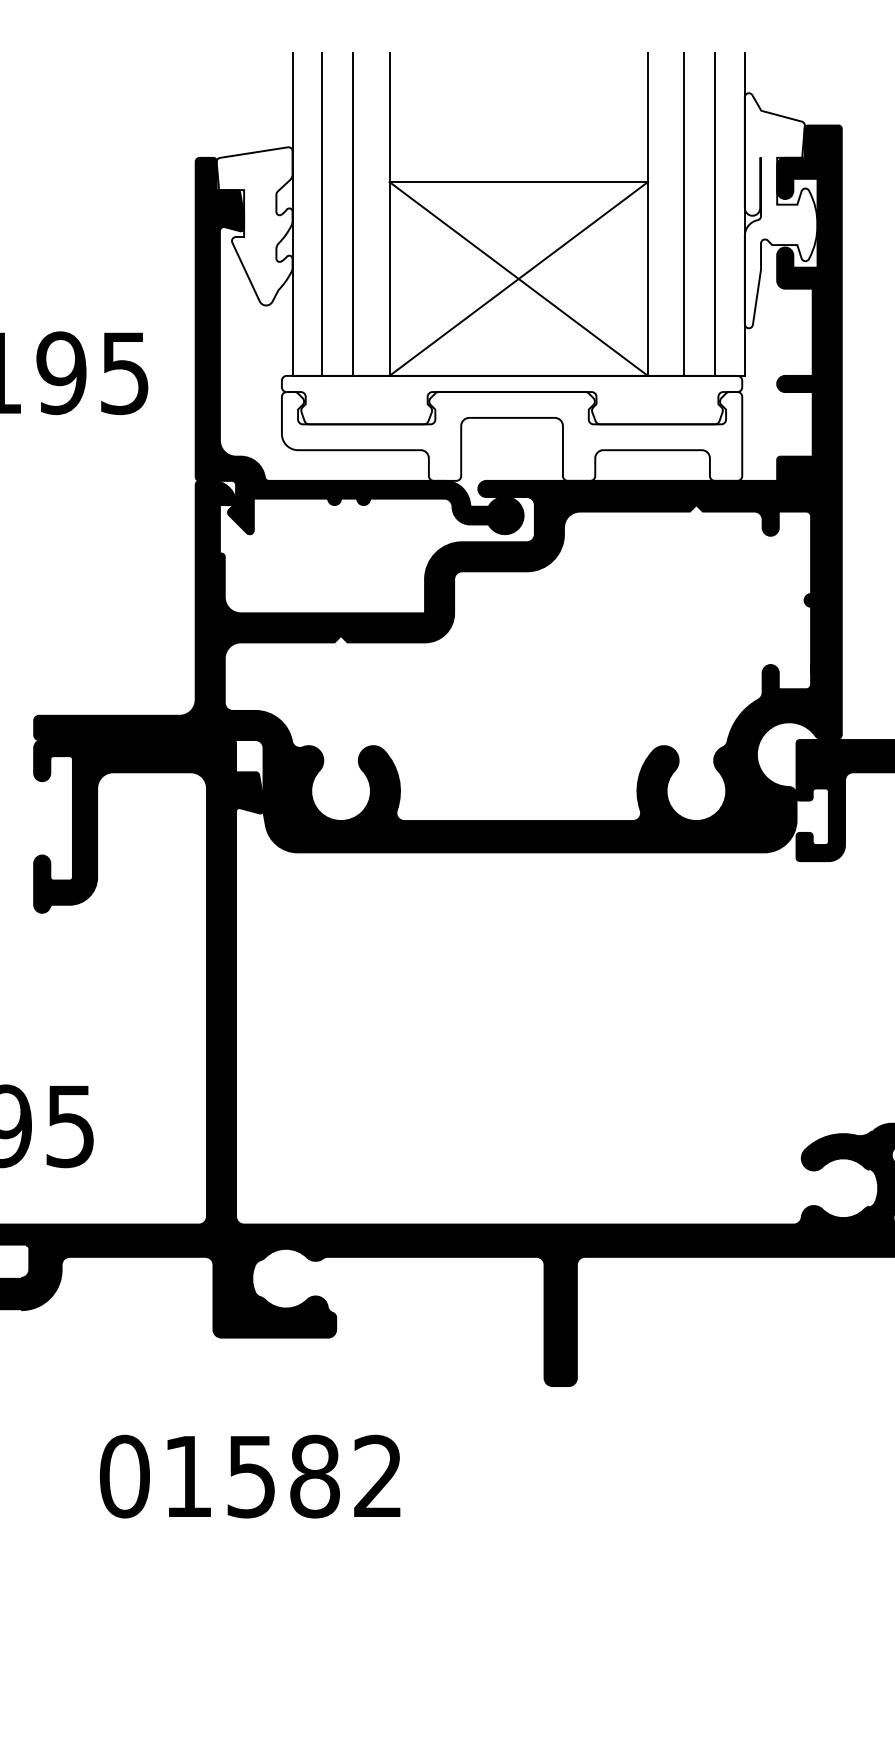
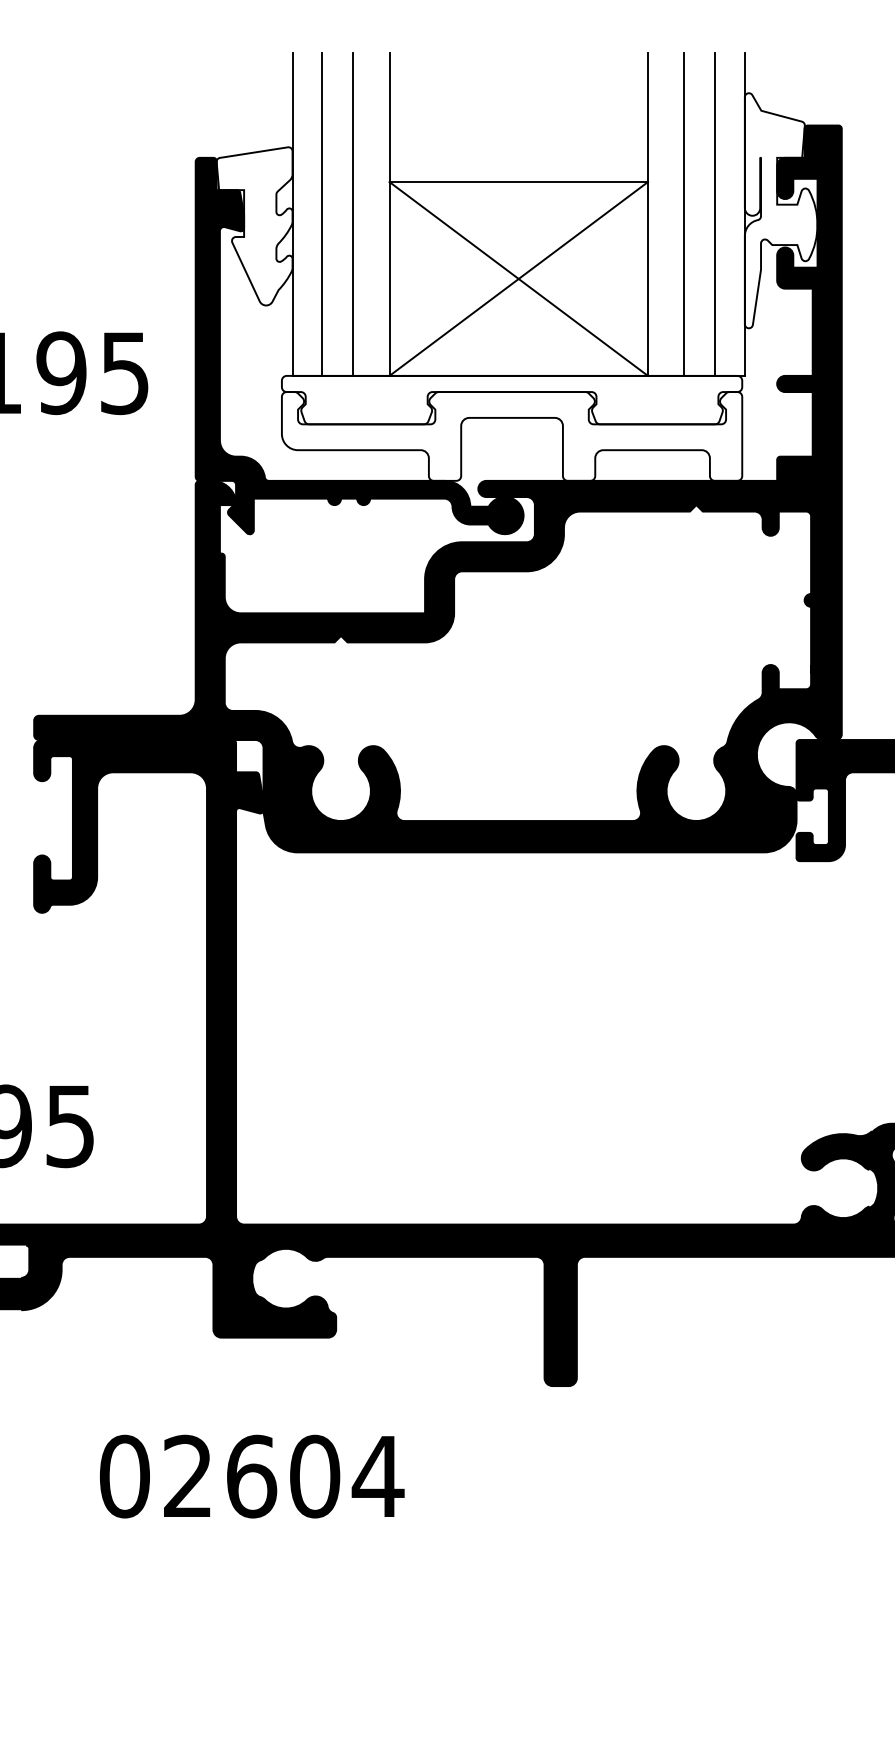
text: 01582 -> 02604 (284, 1476)
